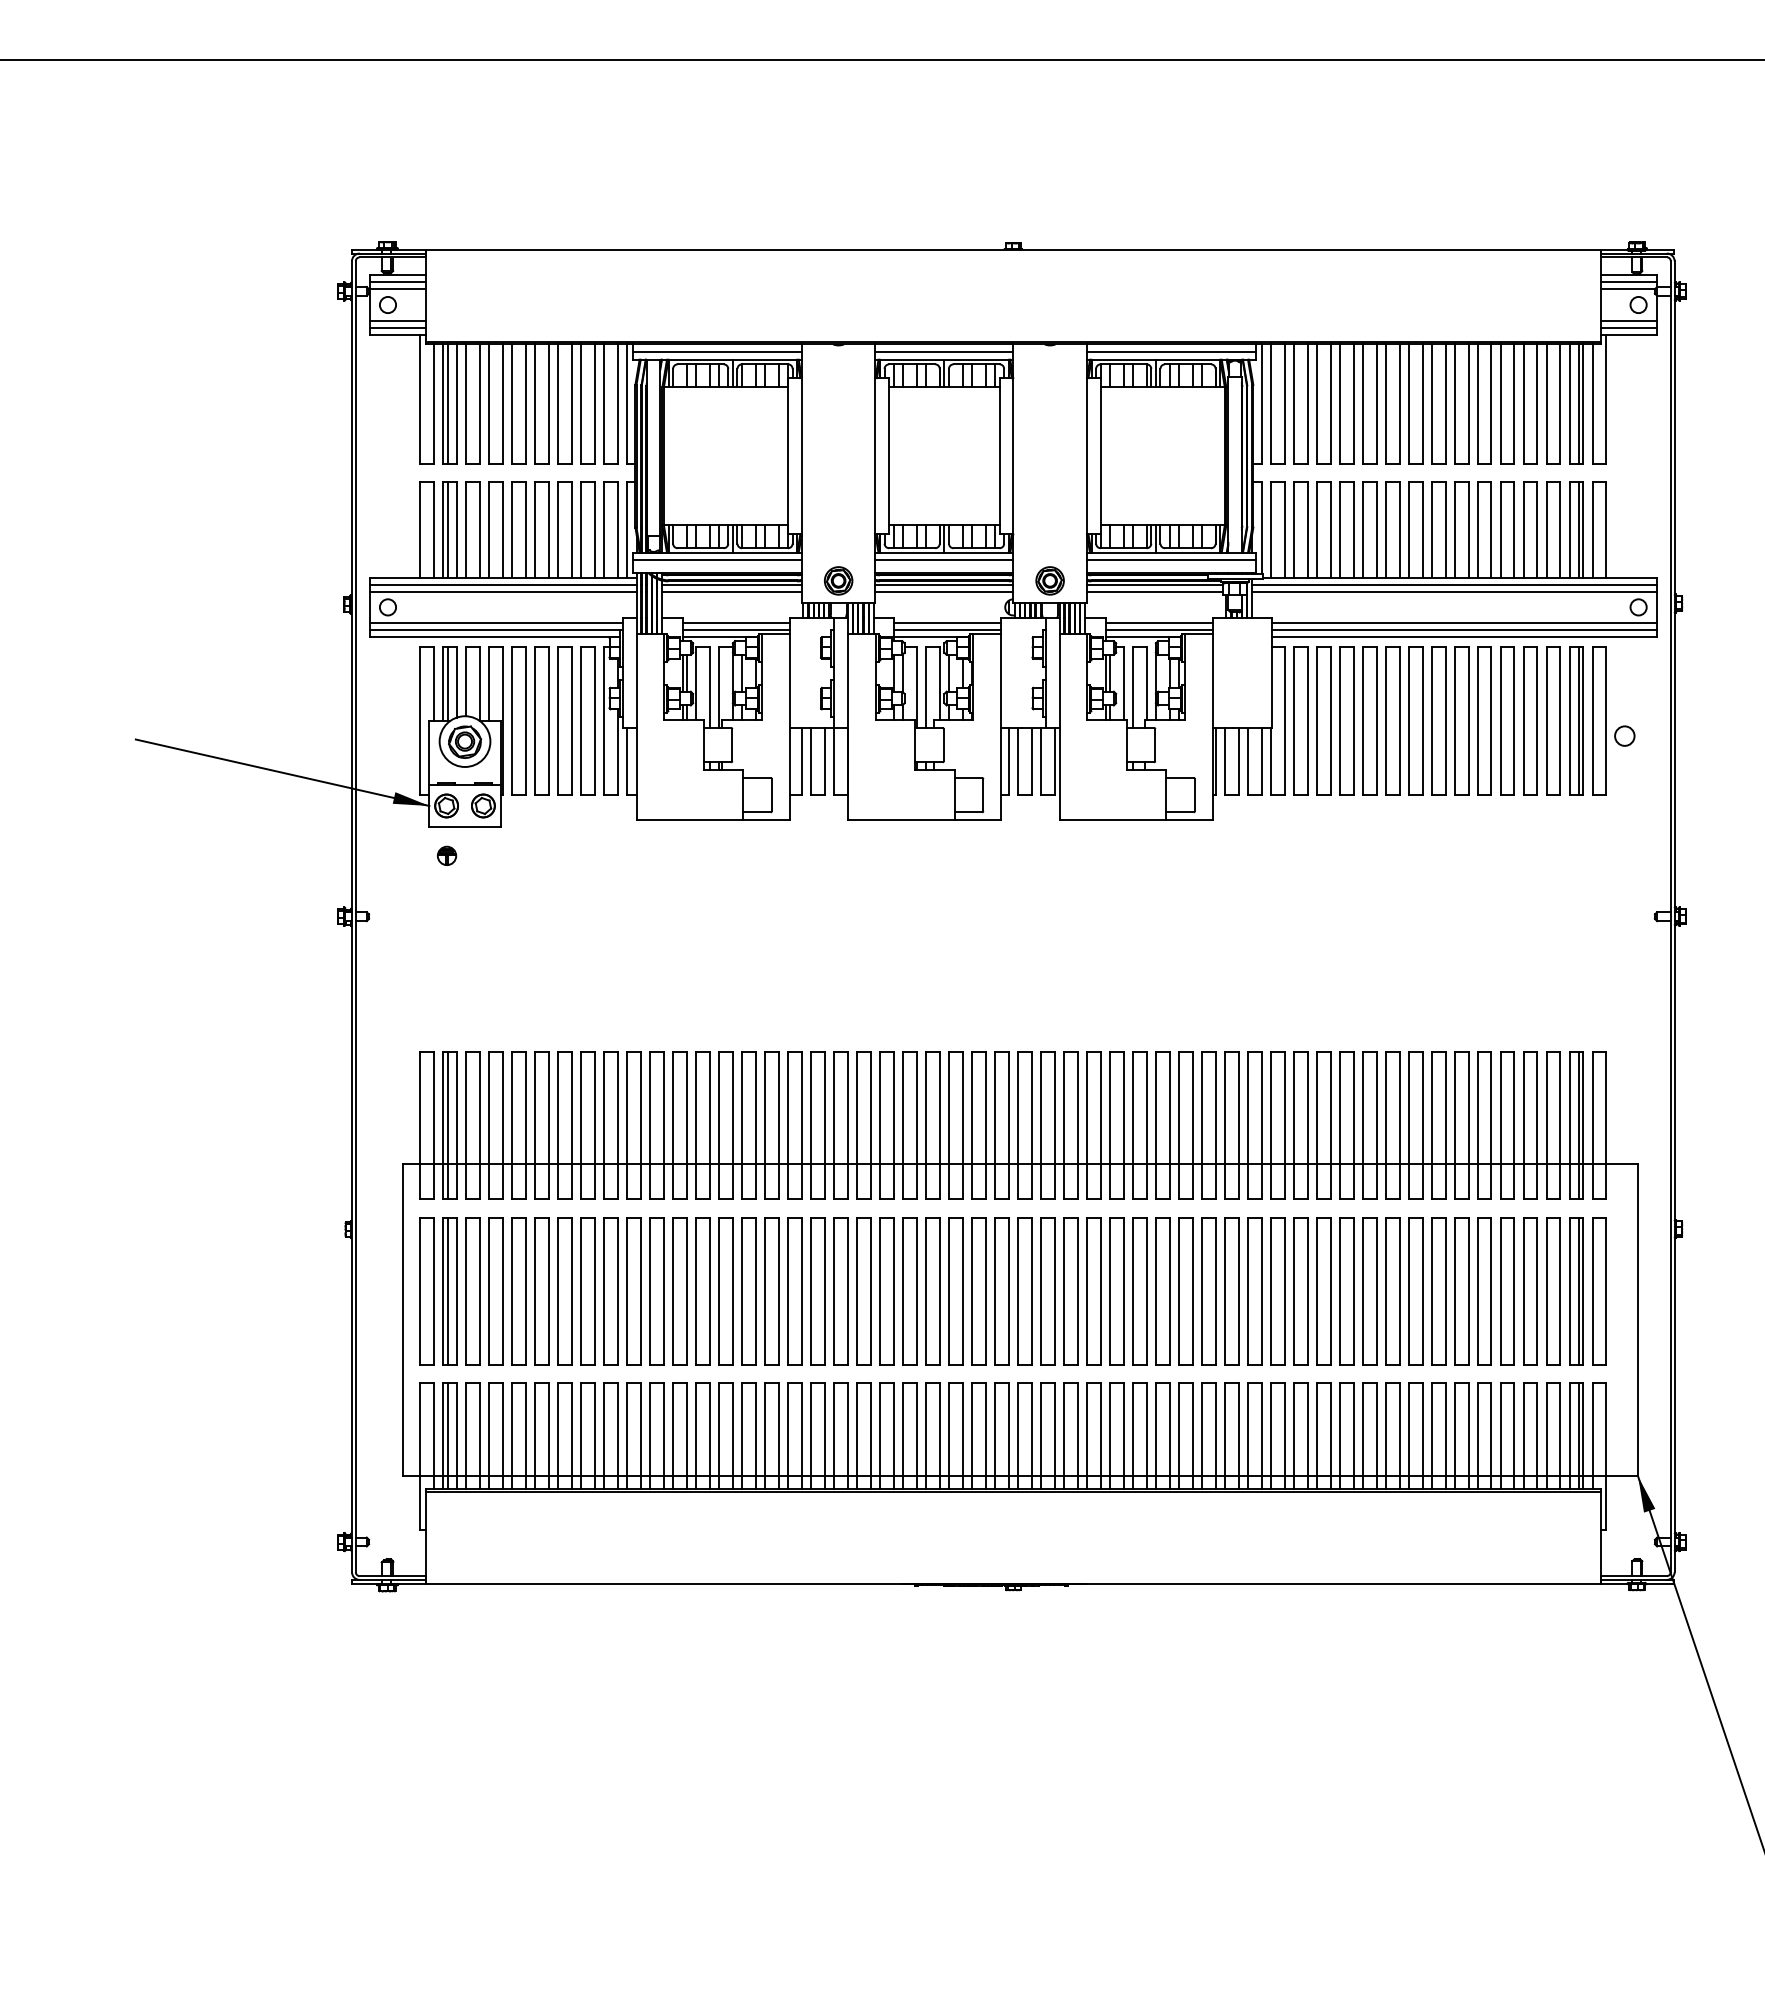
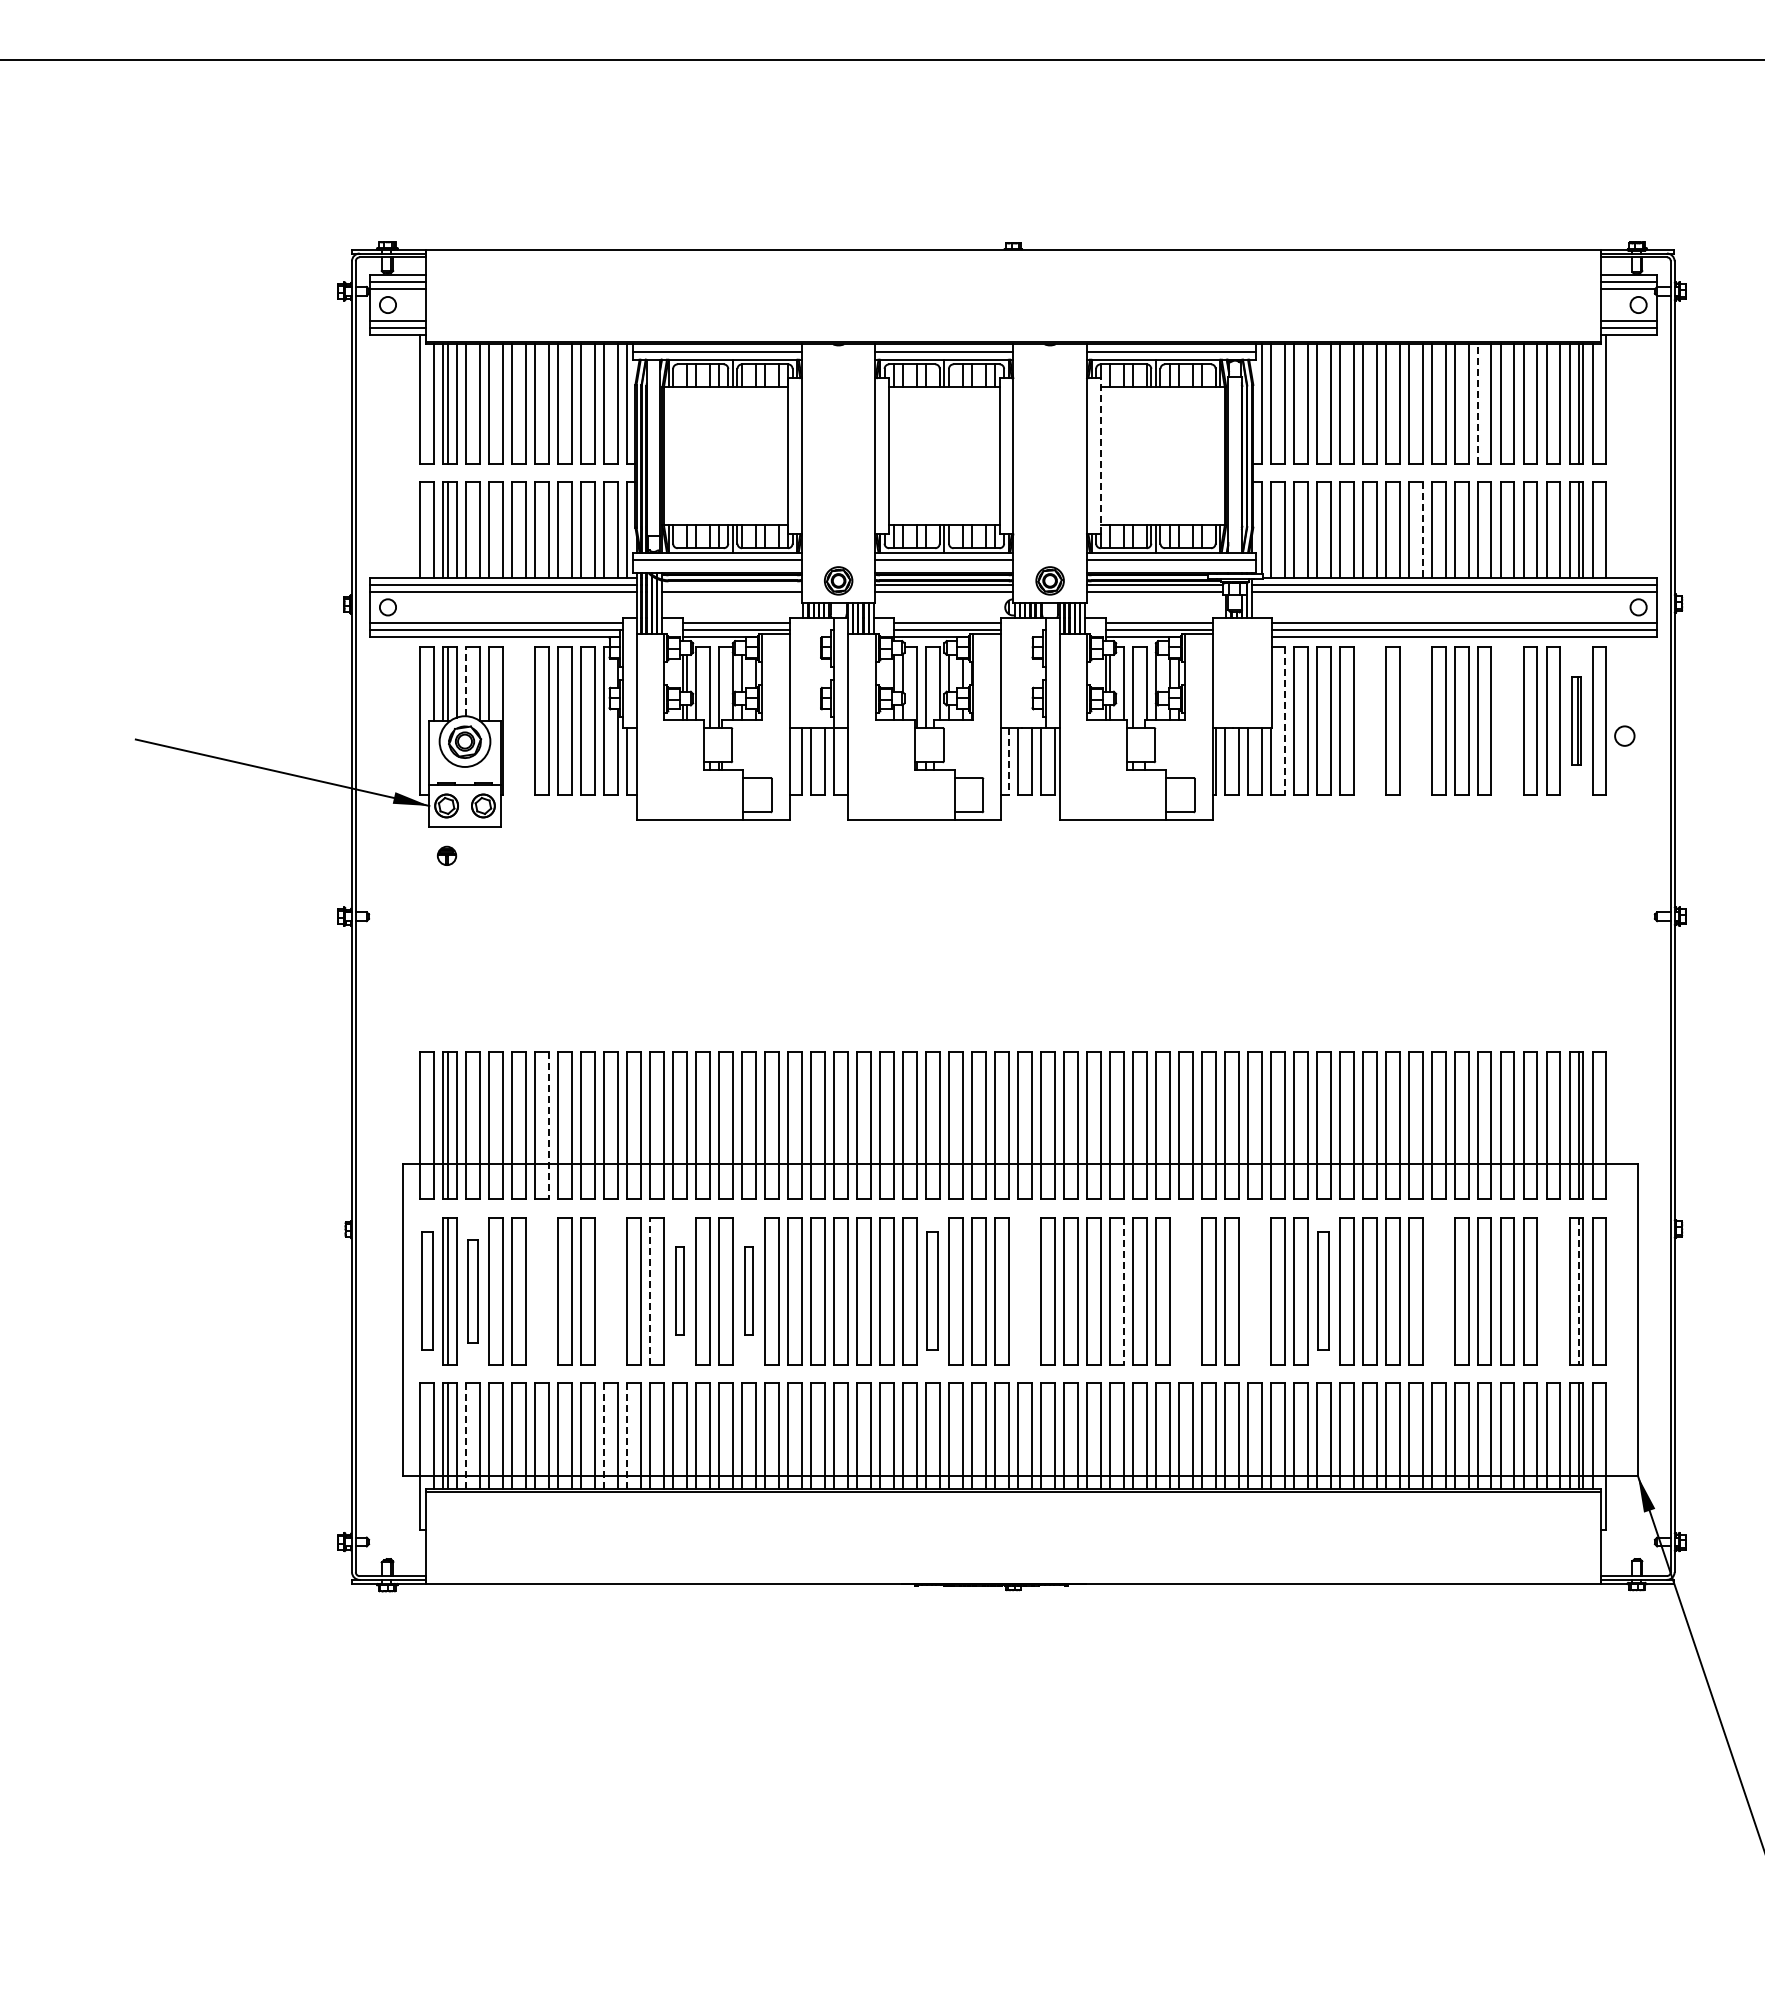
line: solid -> dashed (1477, 403)
line: solid -> dashed (1100, 455)
line: solid -> dashed (1422, 529)
line: present -> none (731, 584)
line: solid -> dashed (466, 681)
part: present -> none (518, 720)
part: present -> none (1369, 720)
part: present -> none (1415, 720)
part: present -> none (1507, 720)
part size: 15x150 px -> 11x90 px (1576, 720)
line: solid -> dashed (1284, 721)
line: solid -> dashed (1008, 762)
line: solid -> dashed (548, 1125)
part size: 16x149 px -> 13x120 px (427, 1290)
part size: 16x149 px -> 12x105 px (472, 1291)
part: present -> none (541, 1291)
part: present -> none (610, 1291)
line: solid -> dashed (650, 1291)
part size: 16x149 px -> 10x90 px (679, 1290)
part size: 16x149 px -> 10x90 px (748, 1290)
part size: 16x149 px -> 13x120 px (932, 1290)
part: present -> none (1024, 1291)
line: solid -> dashed (1123, 1291)
part: present -> none (1185, 1291)
part: present -> none (1254, 1291)
part size: 16x149 px -> 13x120 px (1323, 1290)
part: present -> none (1438, 1291)
part: present -> none (1553, 1291)
line: solid -> dashed (1578, 1291)
line: solid -> dashed (466, 1436)
line: solid -> dashed (604, 1436)
line: solid -> dashed (627, 1436)
